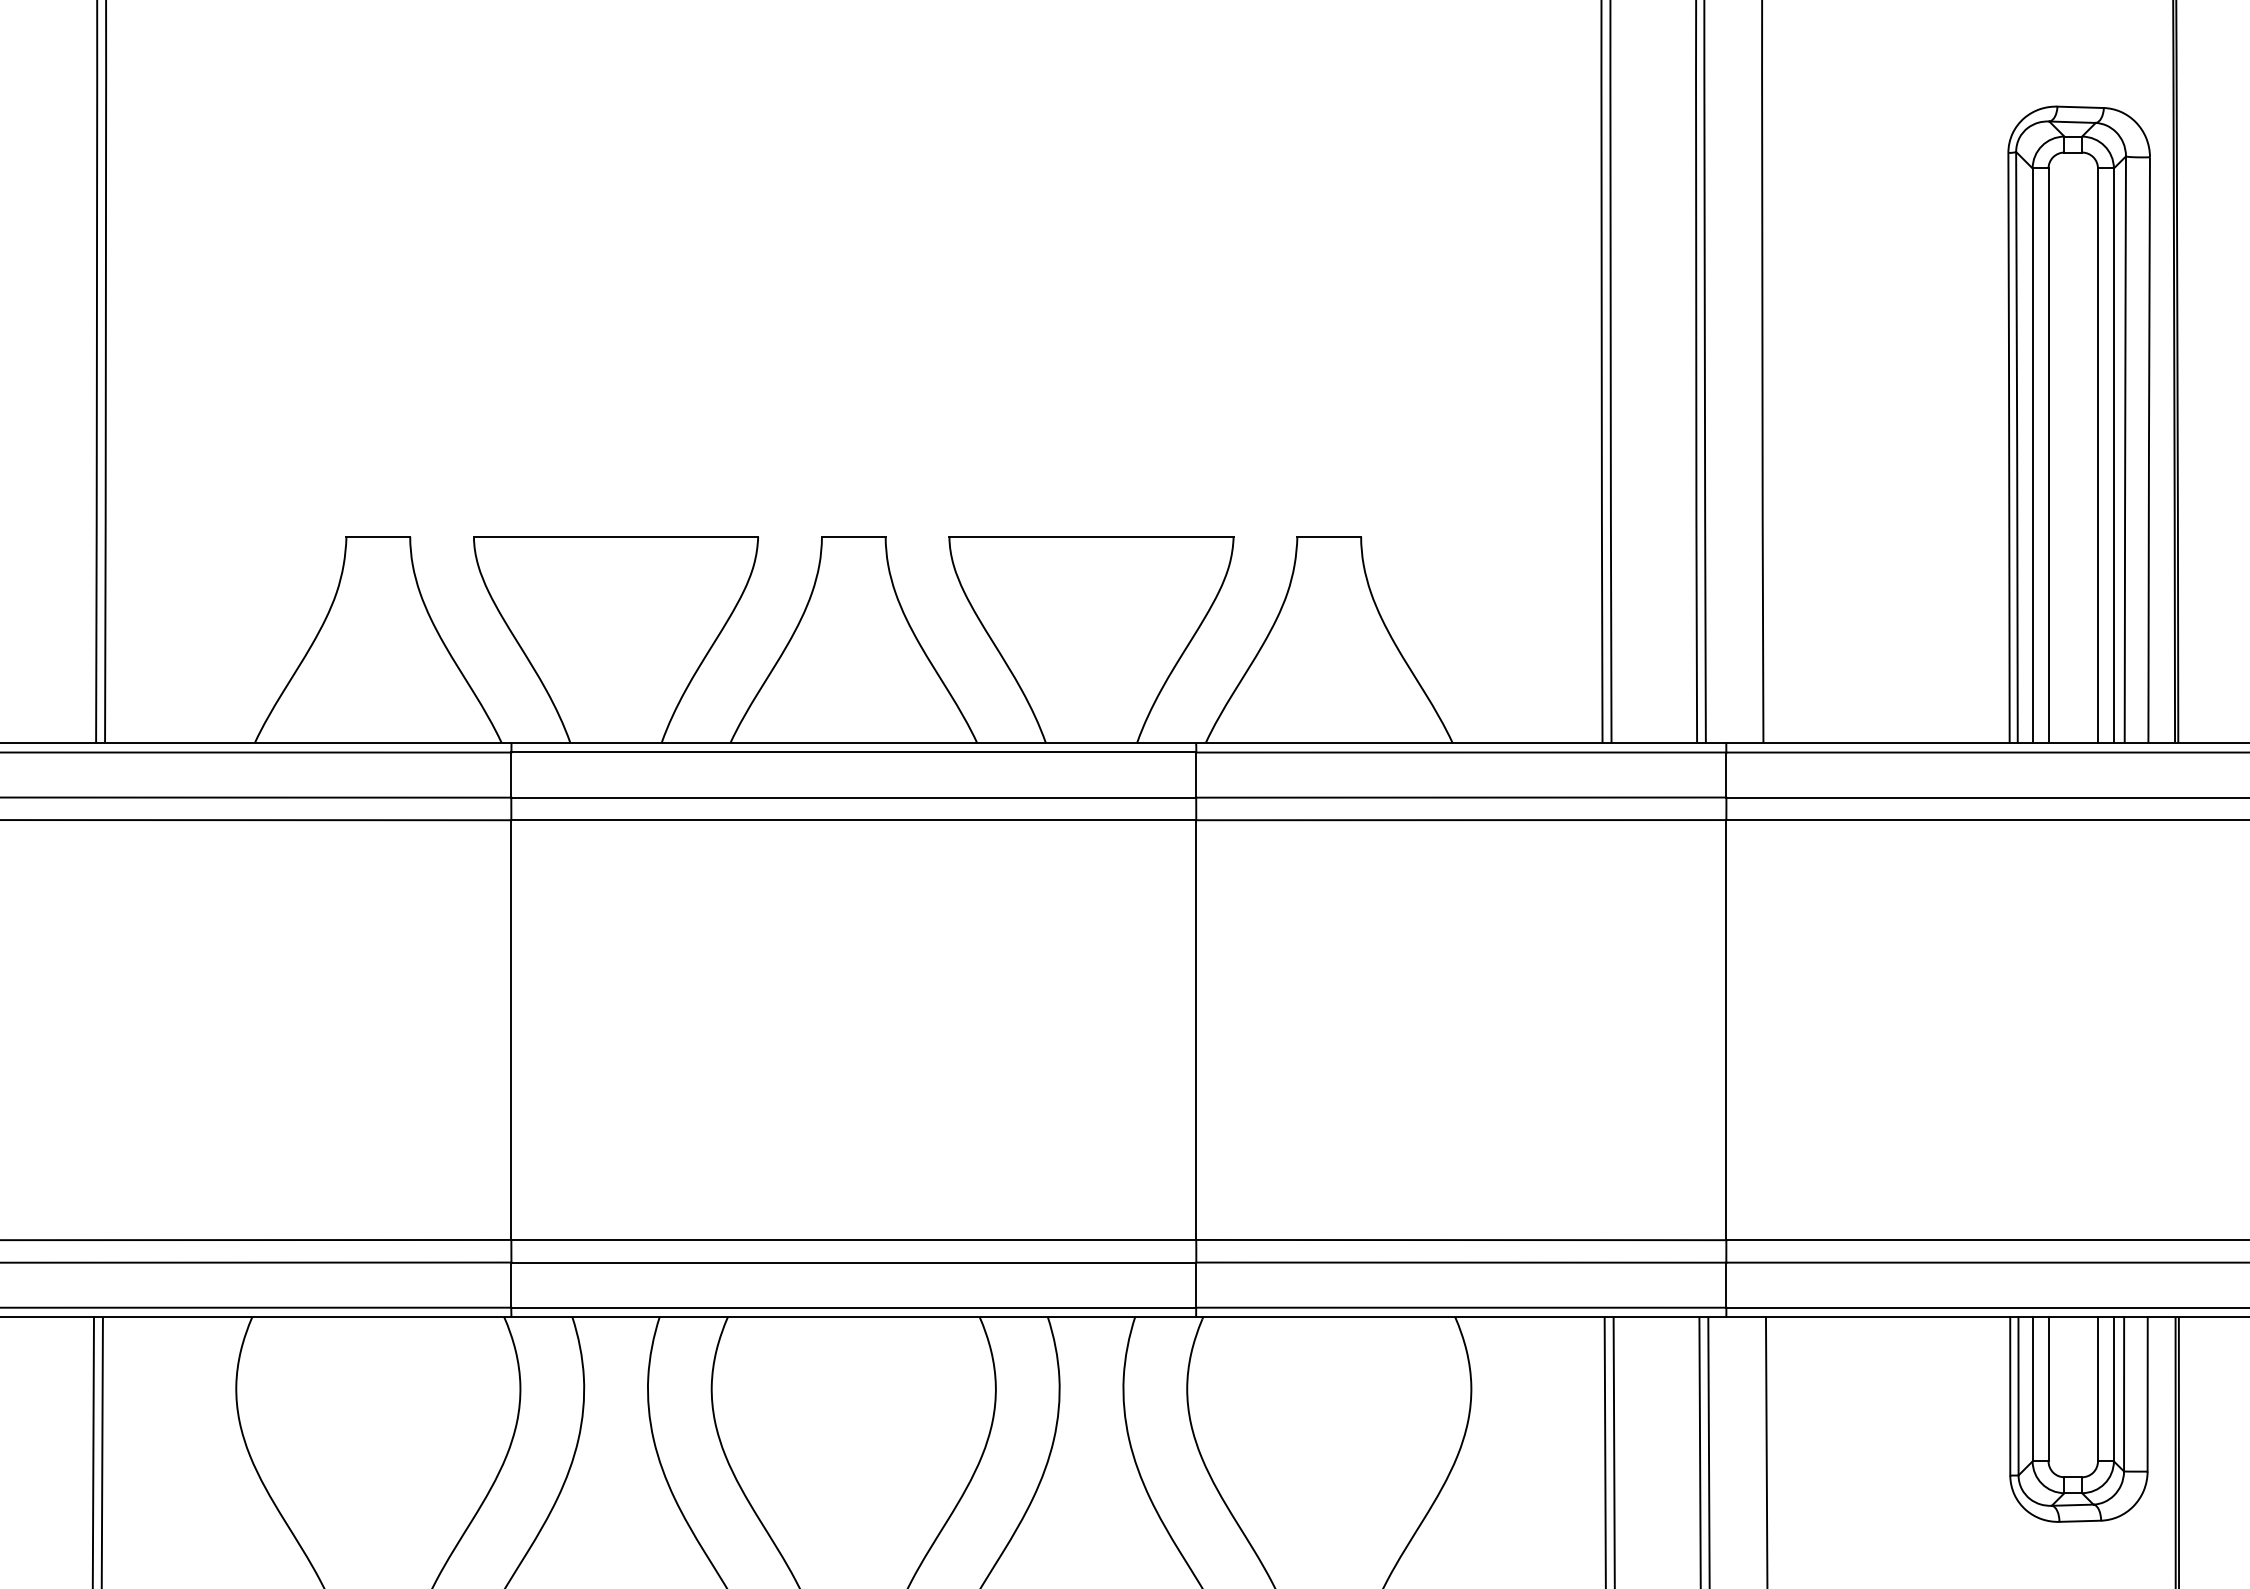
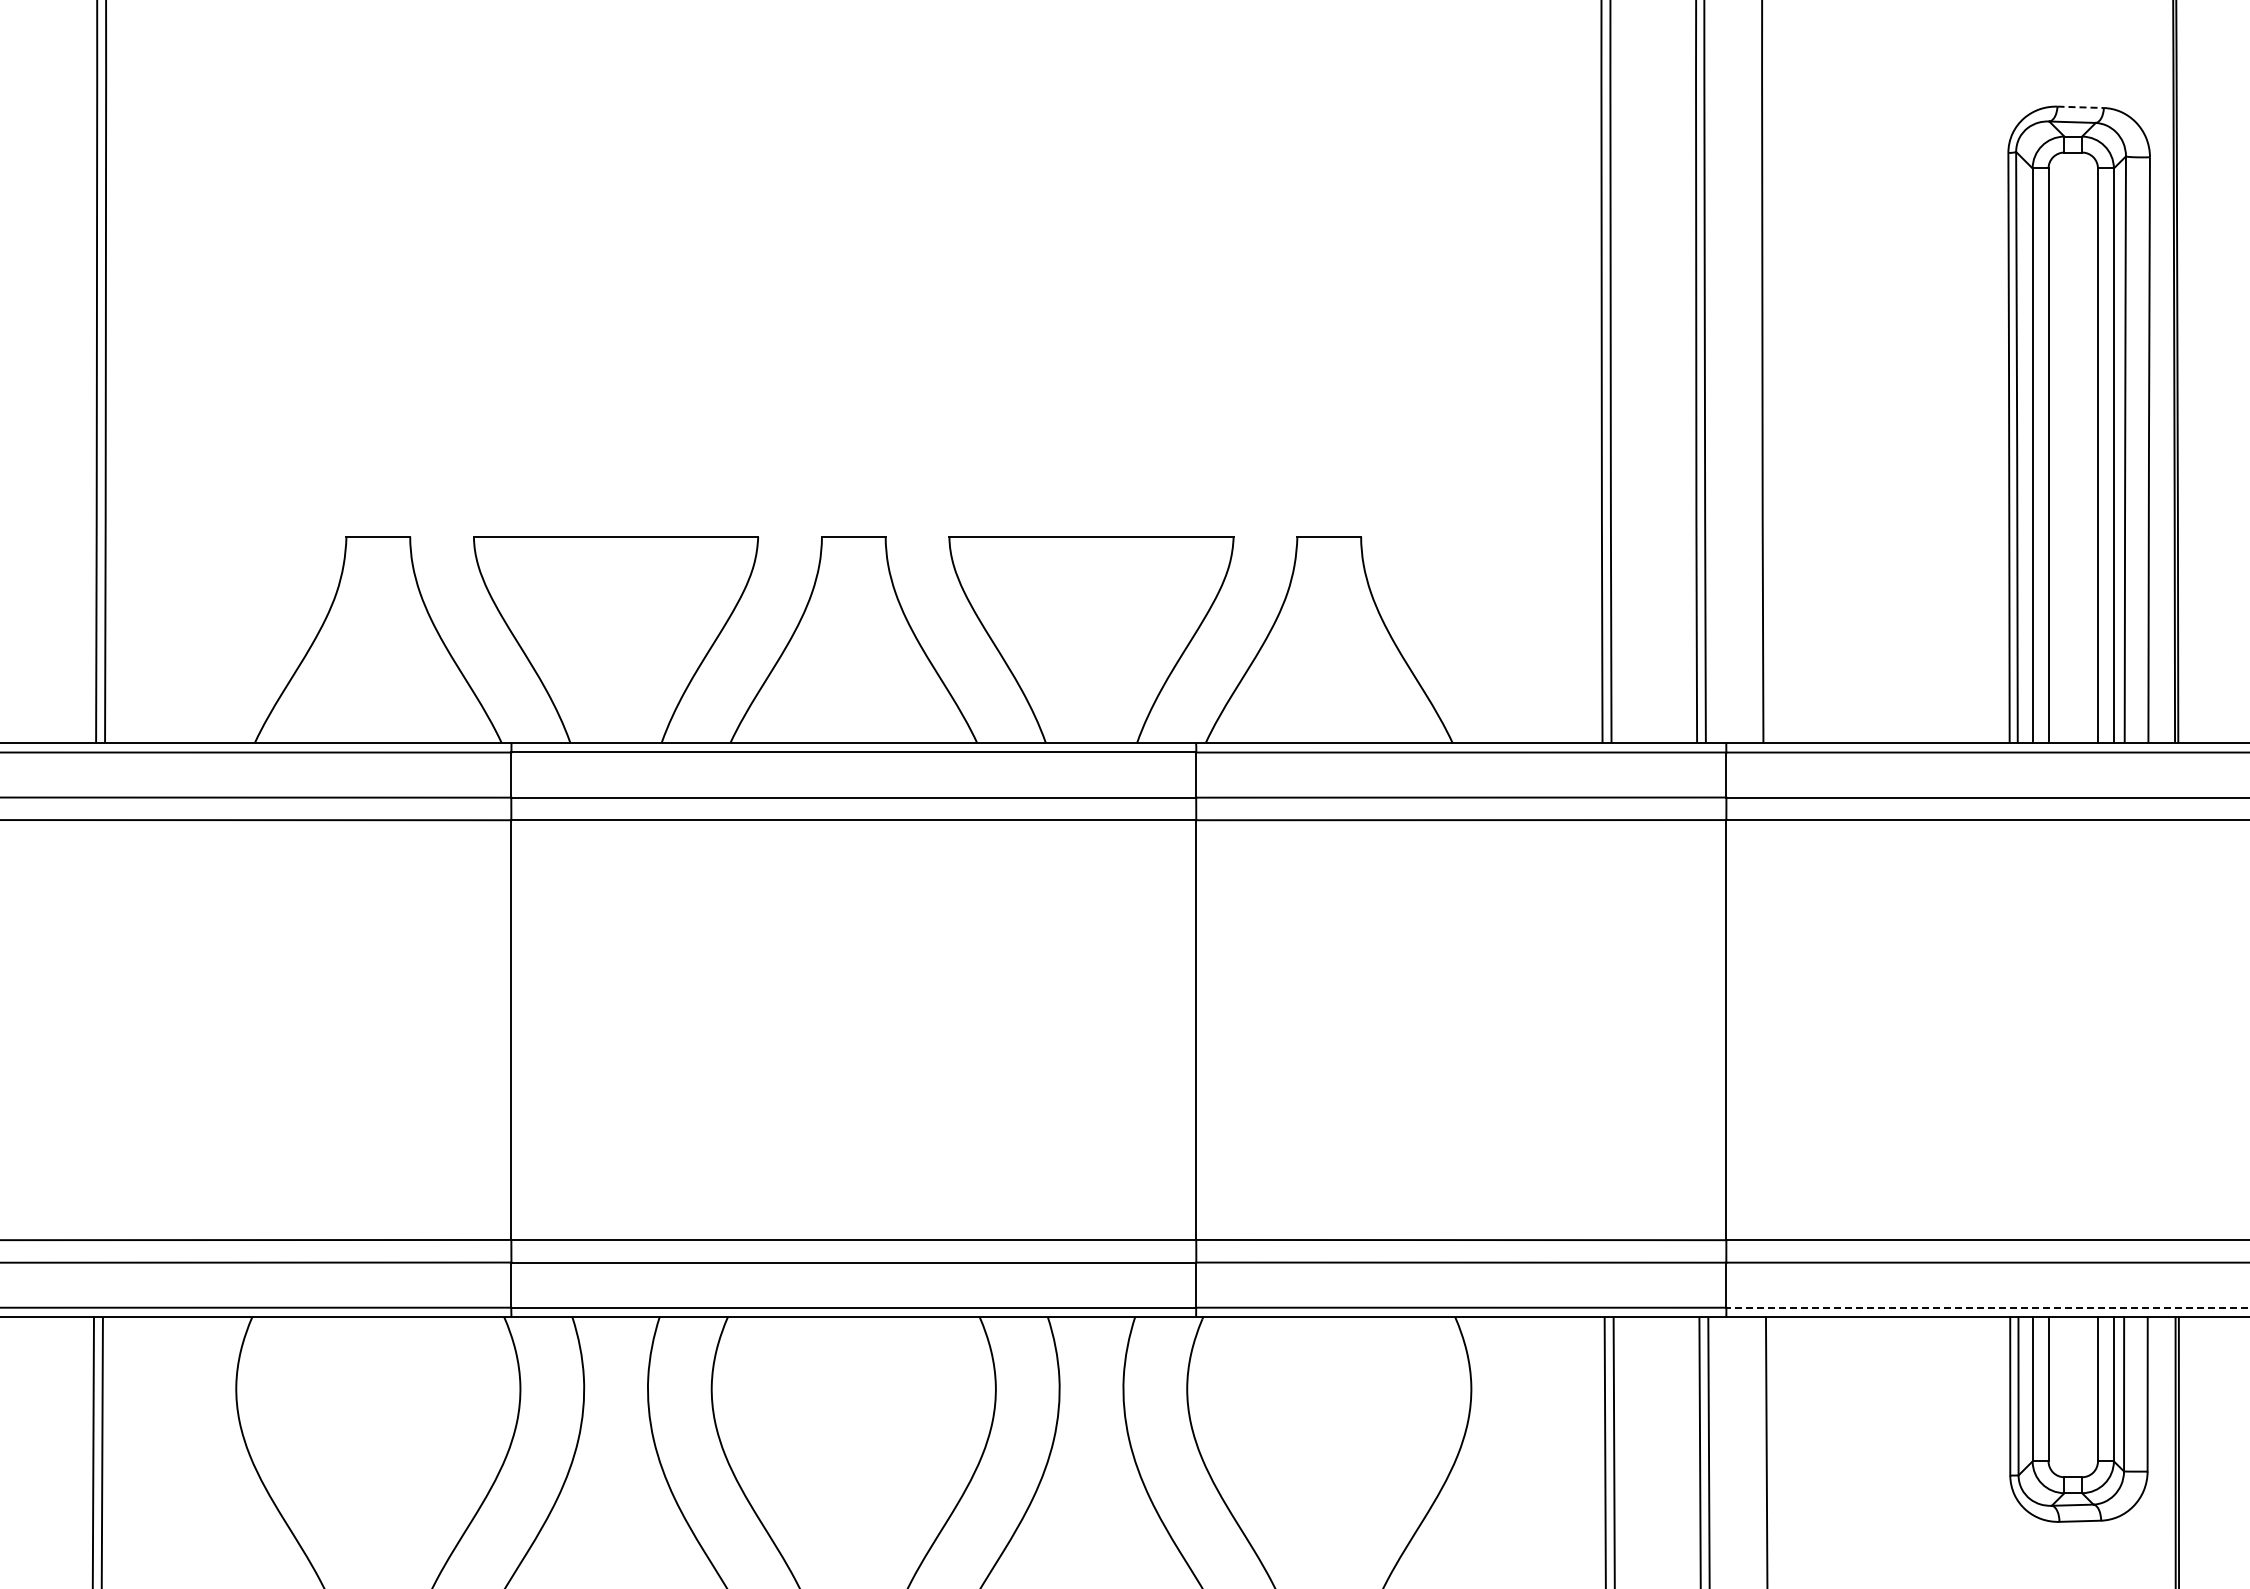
line: solid -> dashed (2081, 107)
line: solid -> dashed (1987, 1307)
